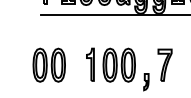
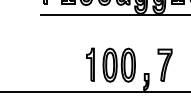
part: present -> none (48, 64)
line: none -> present (94, 91)
